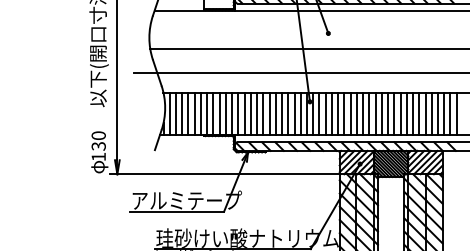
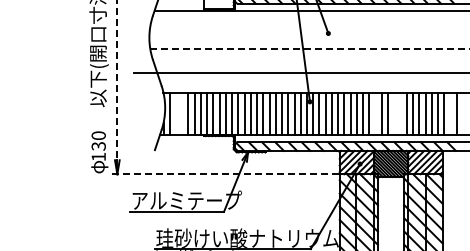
line: solid -> dashed (310, 48)
line: solid -> dashed (117, 80)
line: present -> none (176, 113)
line: present -> none (182, 113)
line: present -> none (375, 113)
line: present -> none (394, 113)
line: present -> none (400, 113)
line: present -> none (450, 113)
line: solid -> dashed (224, 174)
